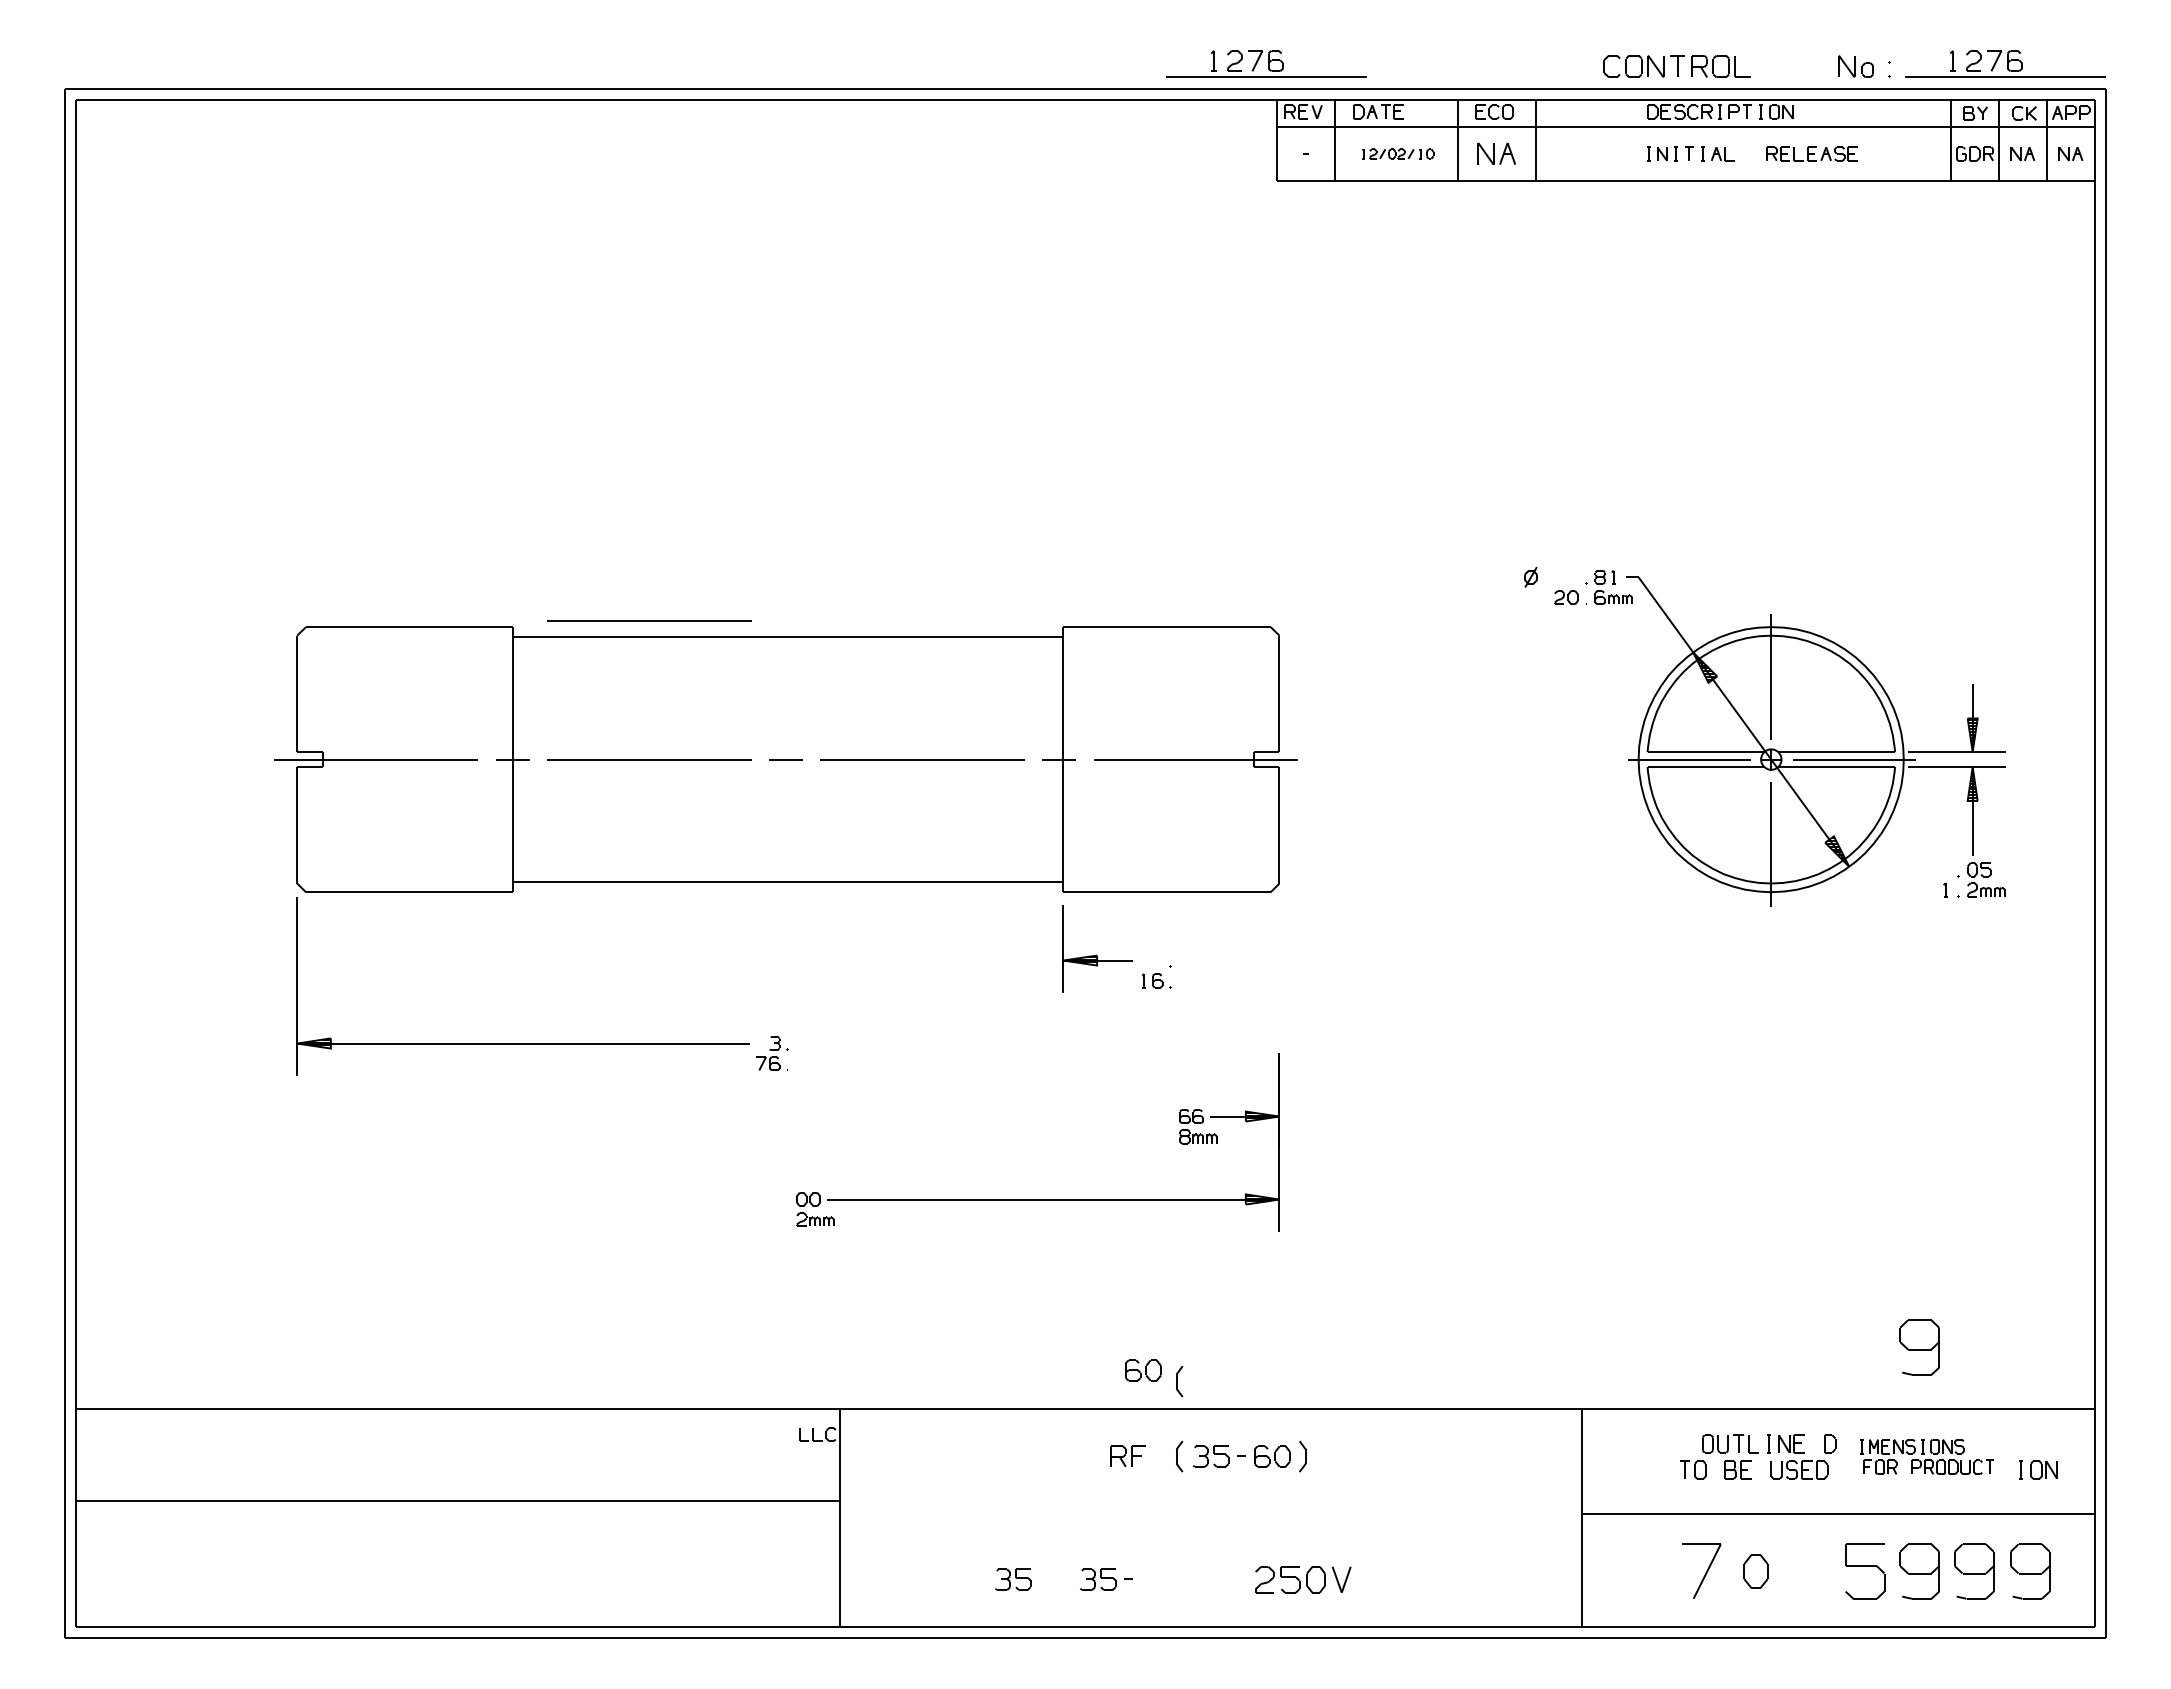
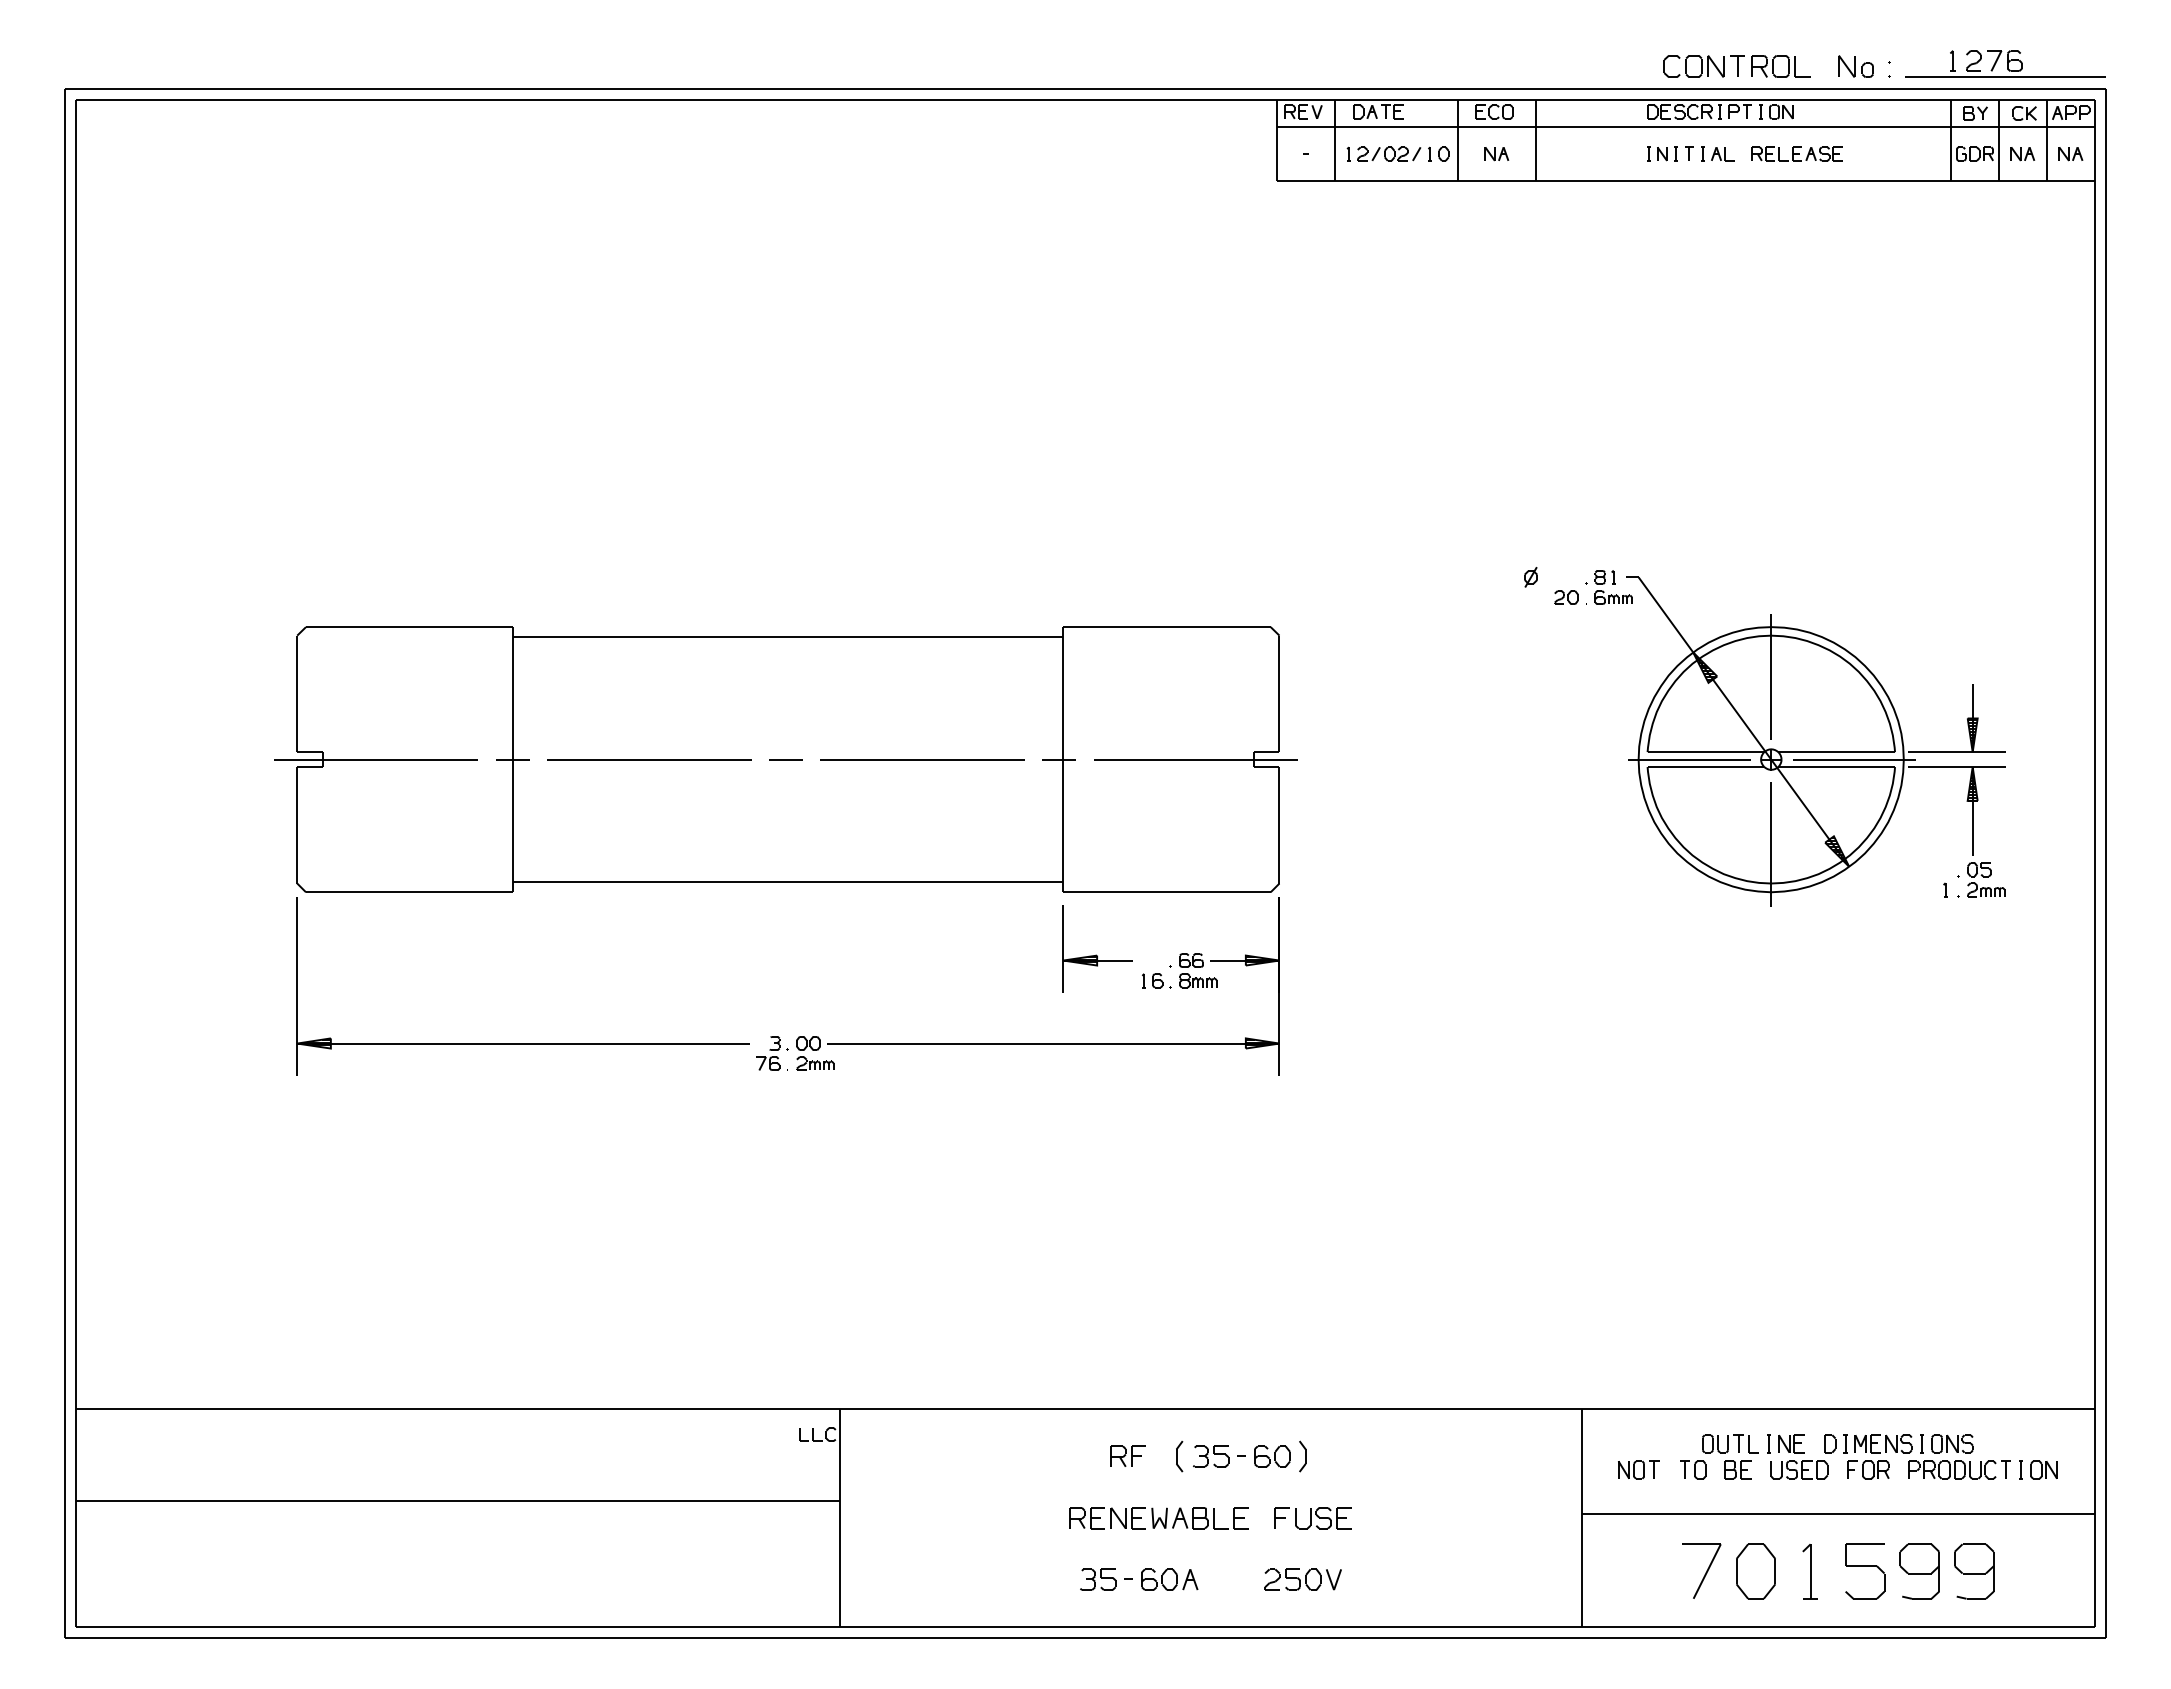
part: present -> none (1266, 63)
part position: (1676, 66) -> (1736, 66) (1736, 66)
part size: 73x12 px -> 104x16 px (1397, 153)
part size: 39x23 px -> 26x15 px (1496, 154)
part position: (1811, 153) -> (1796, 153) (1796, 153)
line: present -> none (649, 620)
part position: (1037, 1199) -> (1037, 1043) (1037, 1043)
part: present -> none (1919, 1347)
part: present -> none (1143, 1370)
part: present -> none (1179, 1381)
part size: 134x36 px -> 168x46 px (1926, 1456)
part: none -> present (1638, 1469)
part: none -> present (1158, 1518)
part: none -> present (1312, 1518)
part size: 26x35 px -> 40x57 px (1755, 1571)
part: none -> present (1809, 1571)
part: present -> none (2030, 1571)
part: present -> none (1013, 1579)
part: none -> present (1169, 1579)
part size: 97x28 px -> 78x23 px (1302, 1579)
